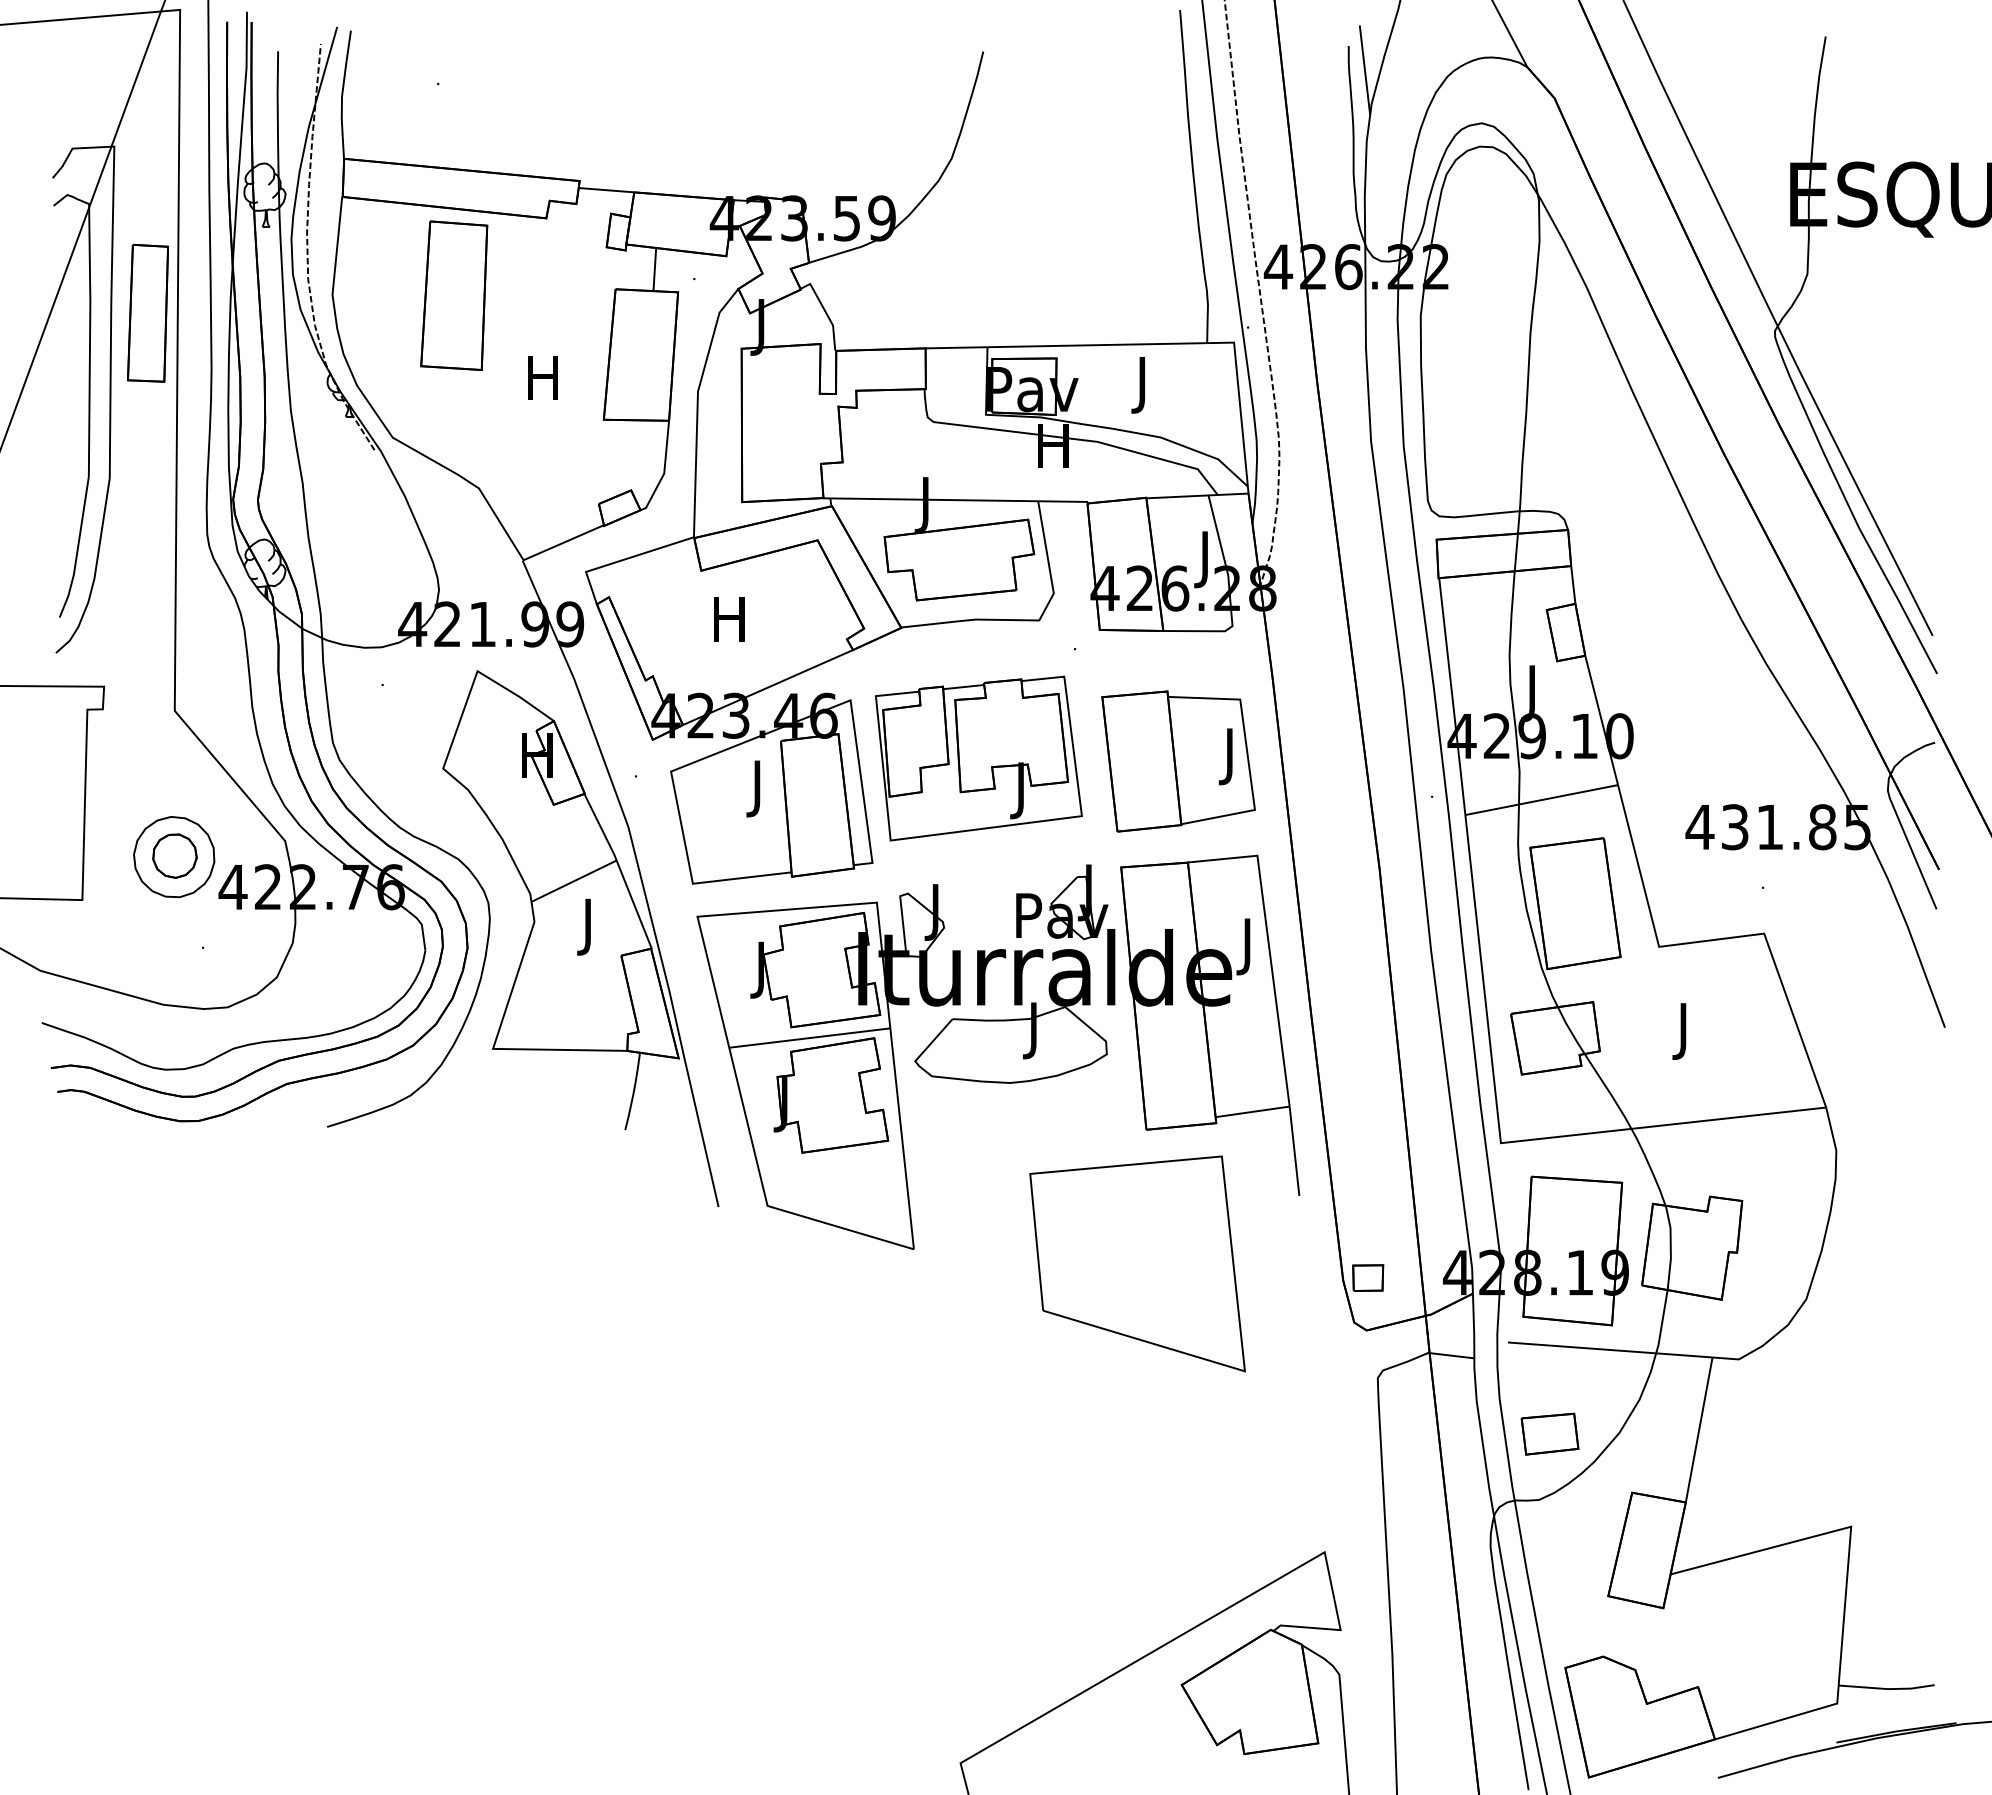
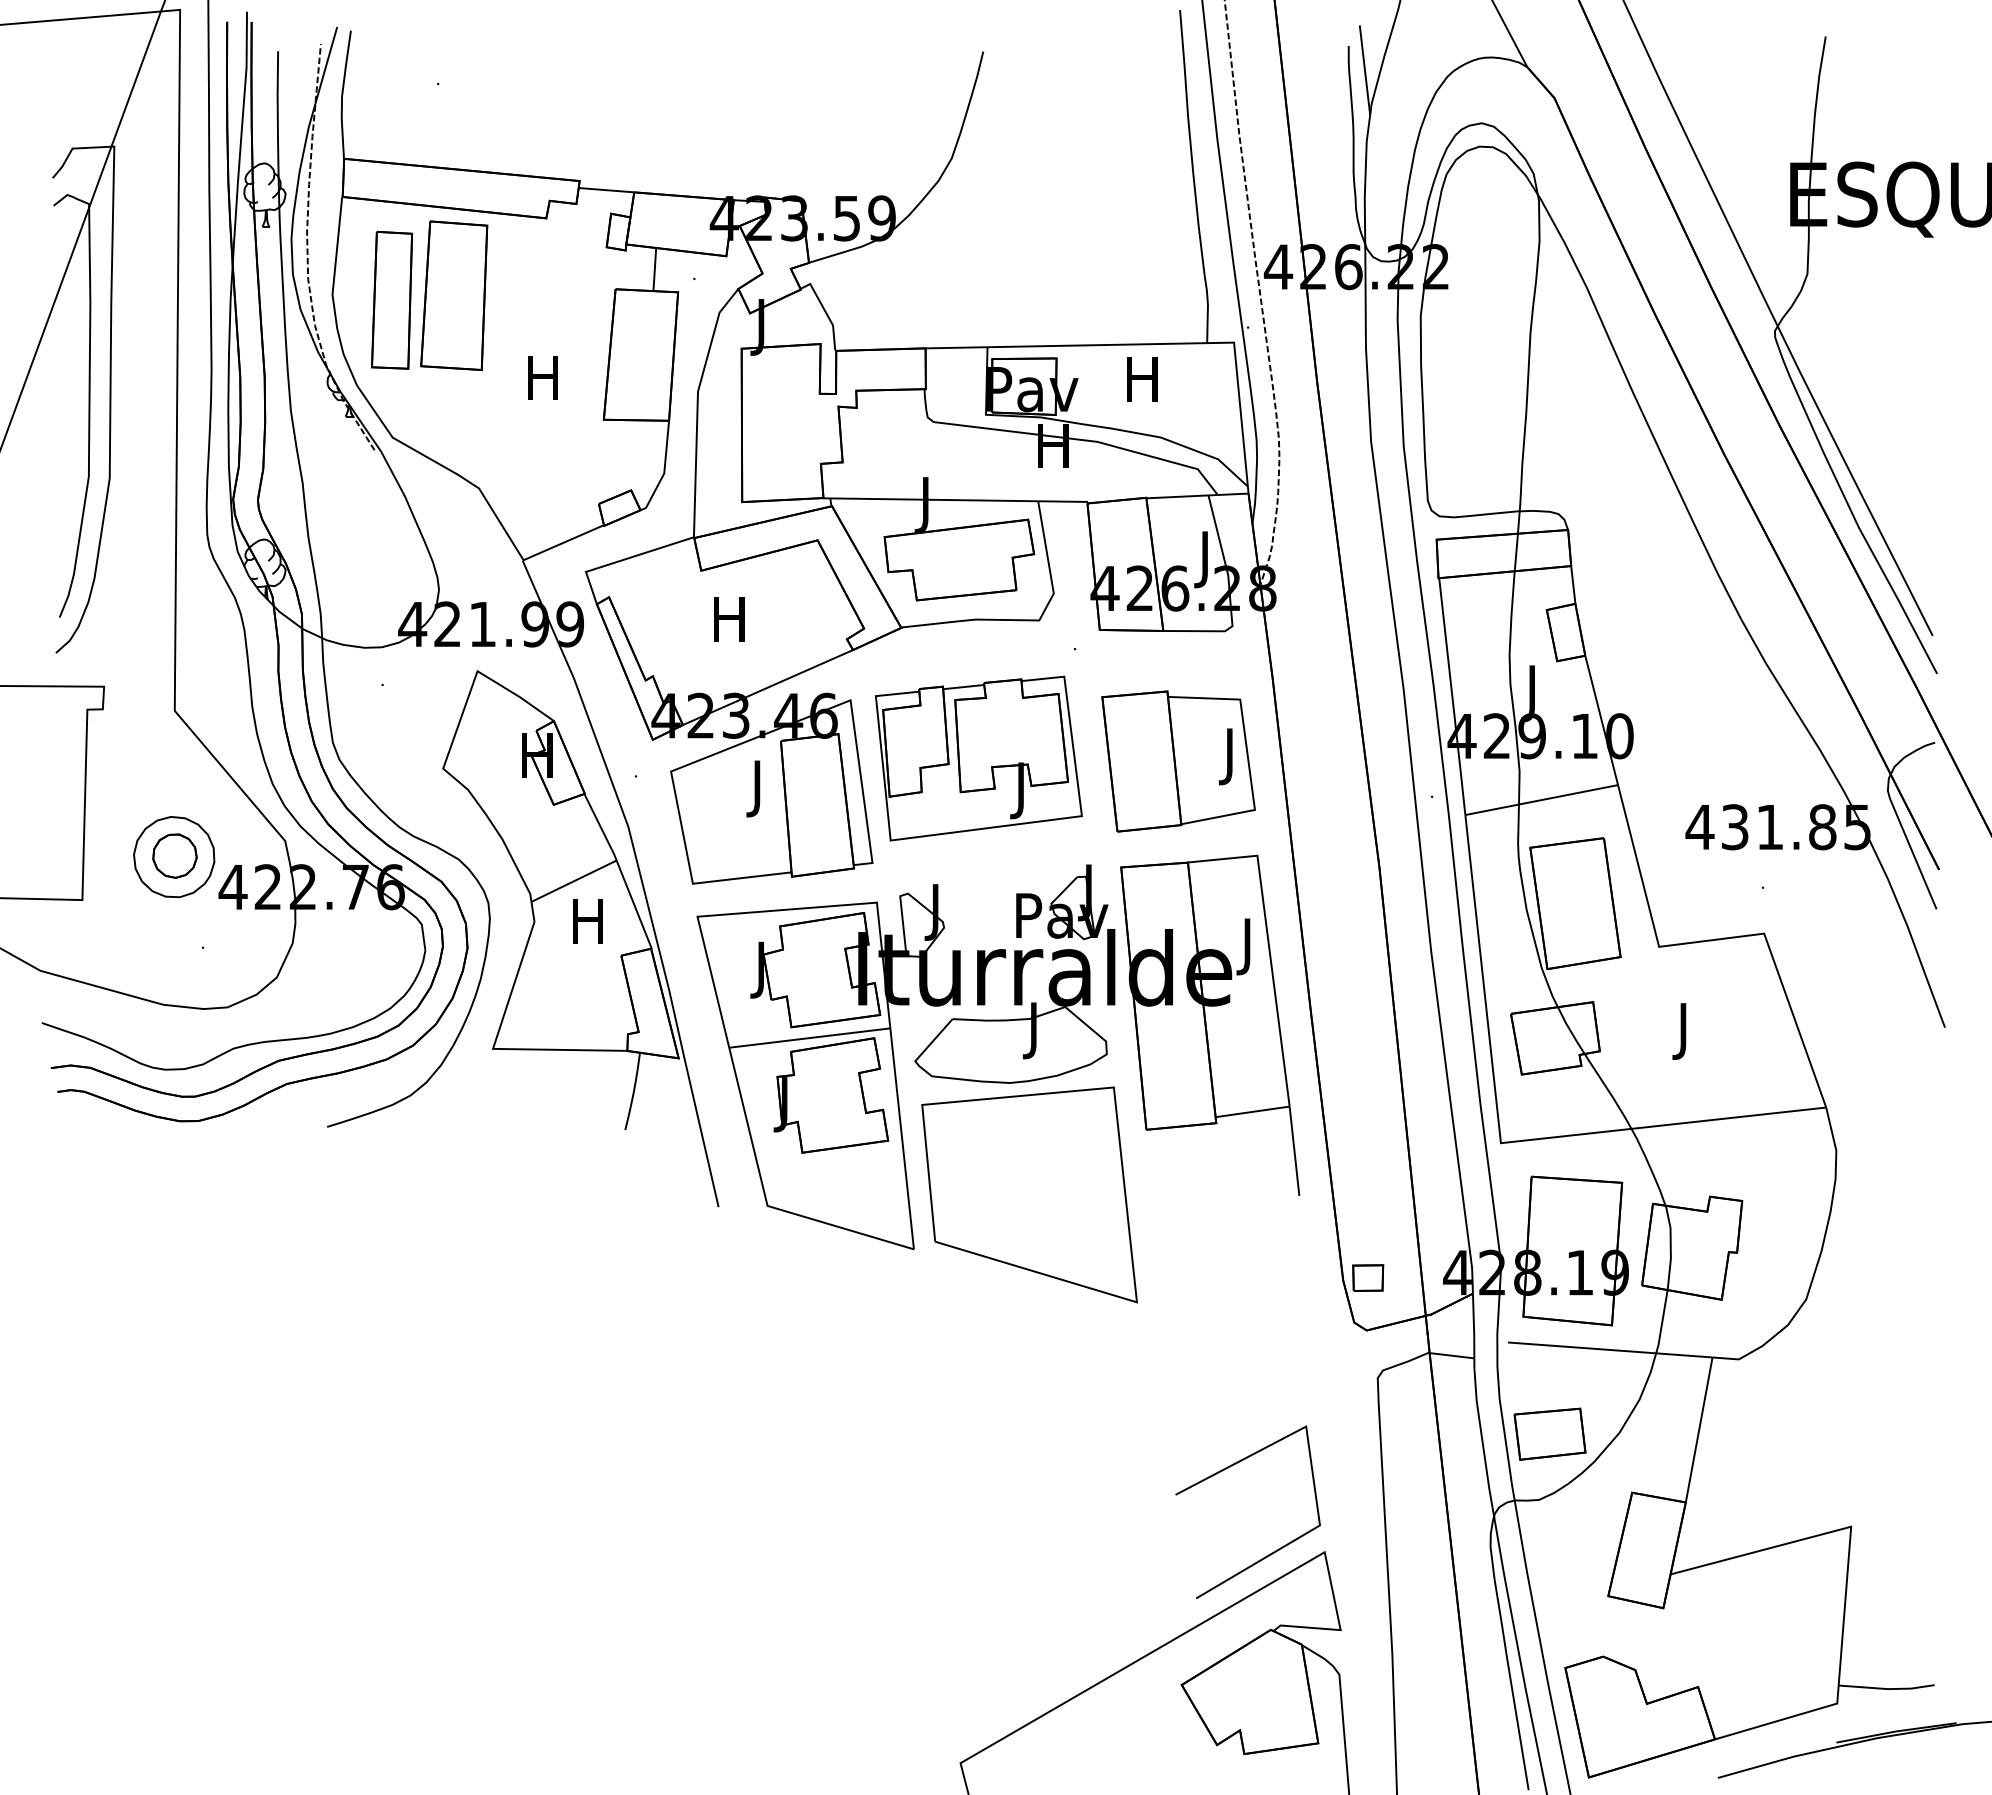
part position: (147, 312) -> (391, 299) (391, 299)
text: J -> H (1142, 385)
text: J -> H (587, 926)
part position: (1137, 1263) -> (1029, 1194) (1029, 1194)
part size: 60x44 px -> 74x54 px (1549, 1433)
line: none -> present (1226, 1469)
